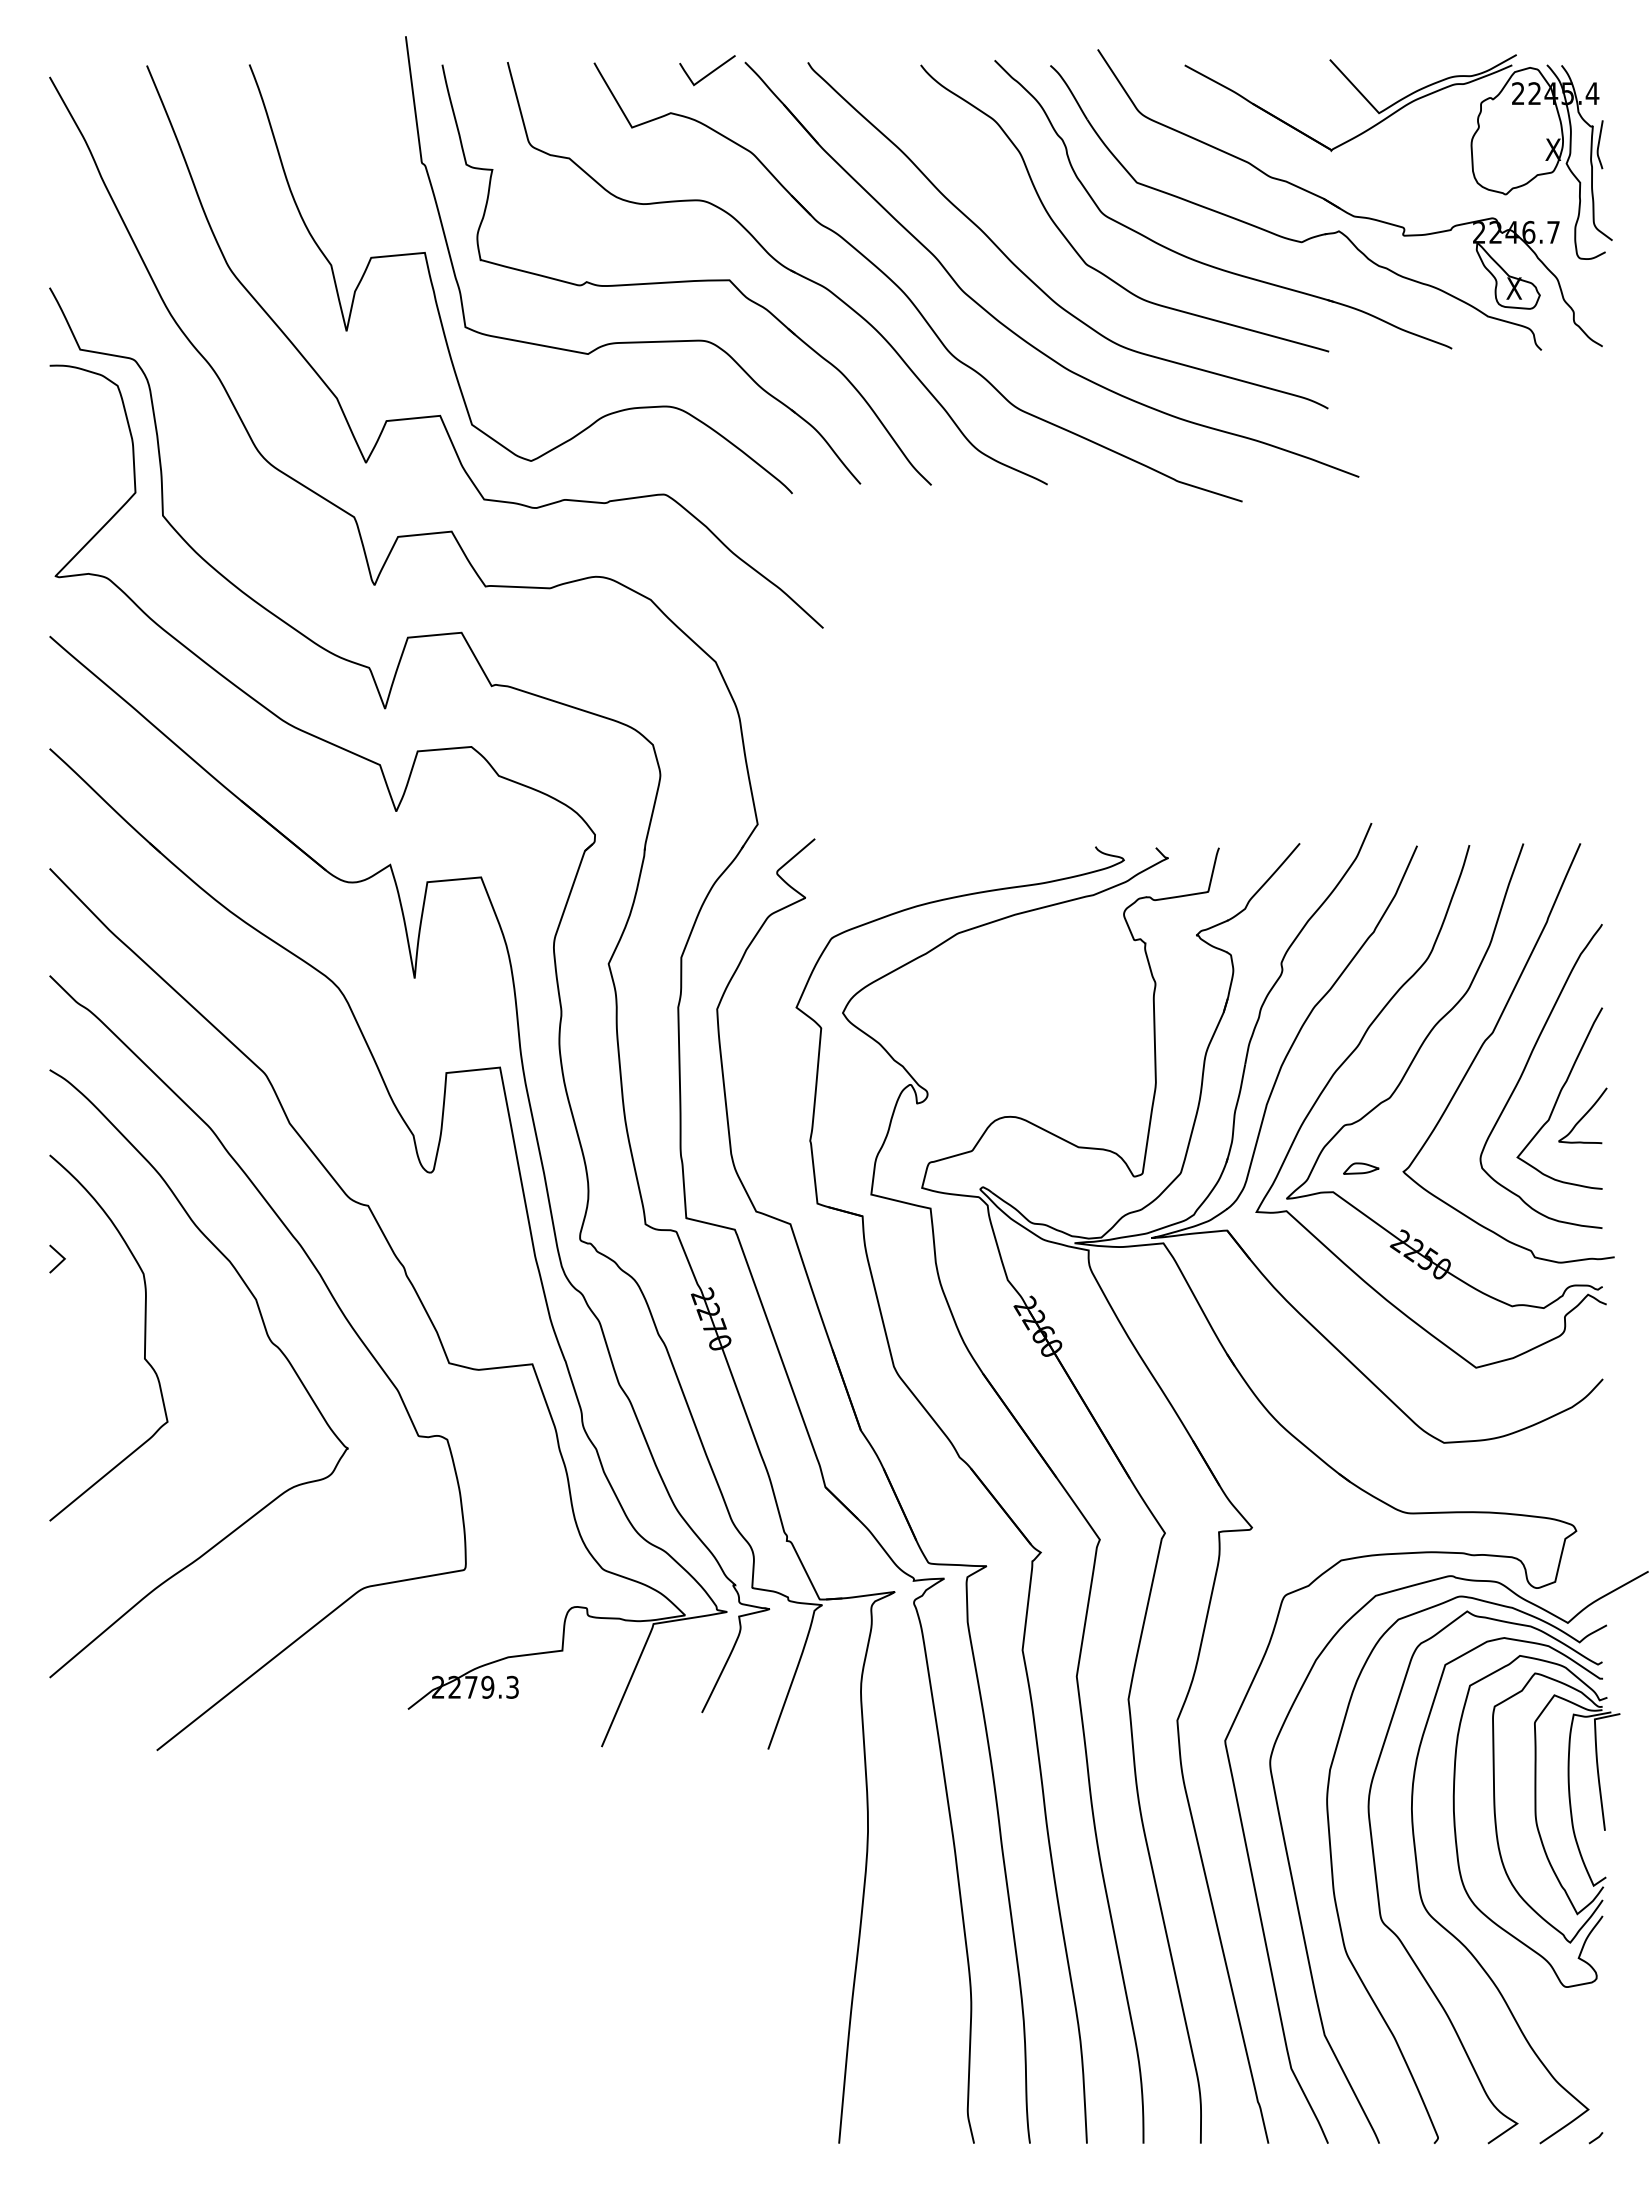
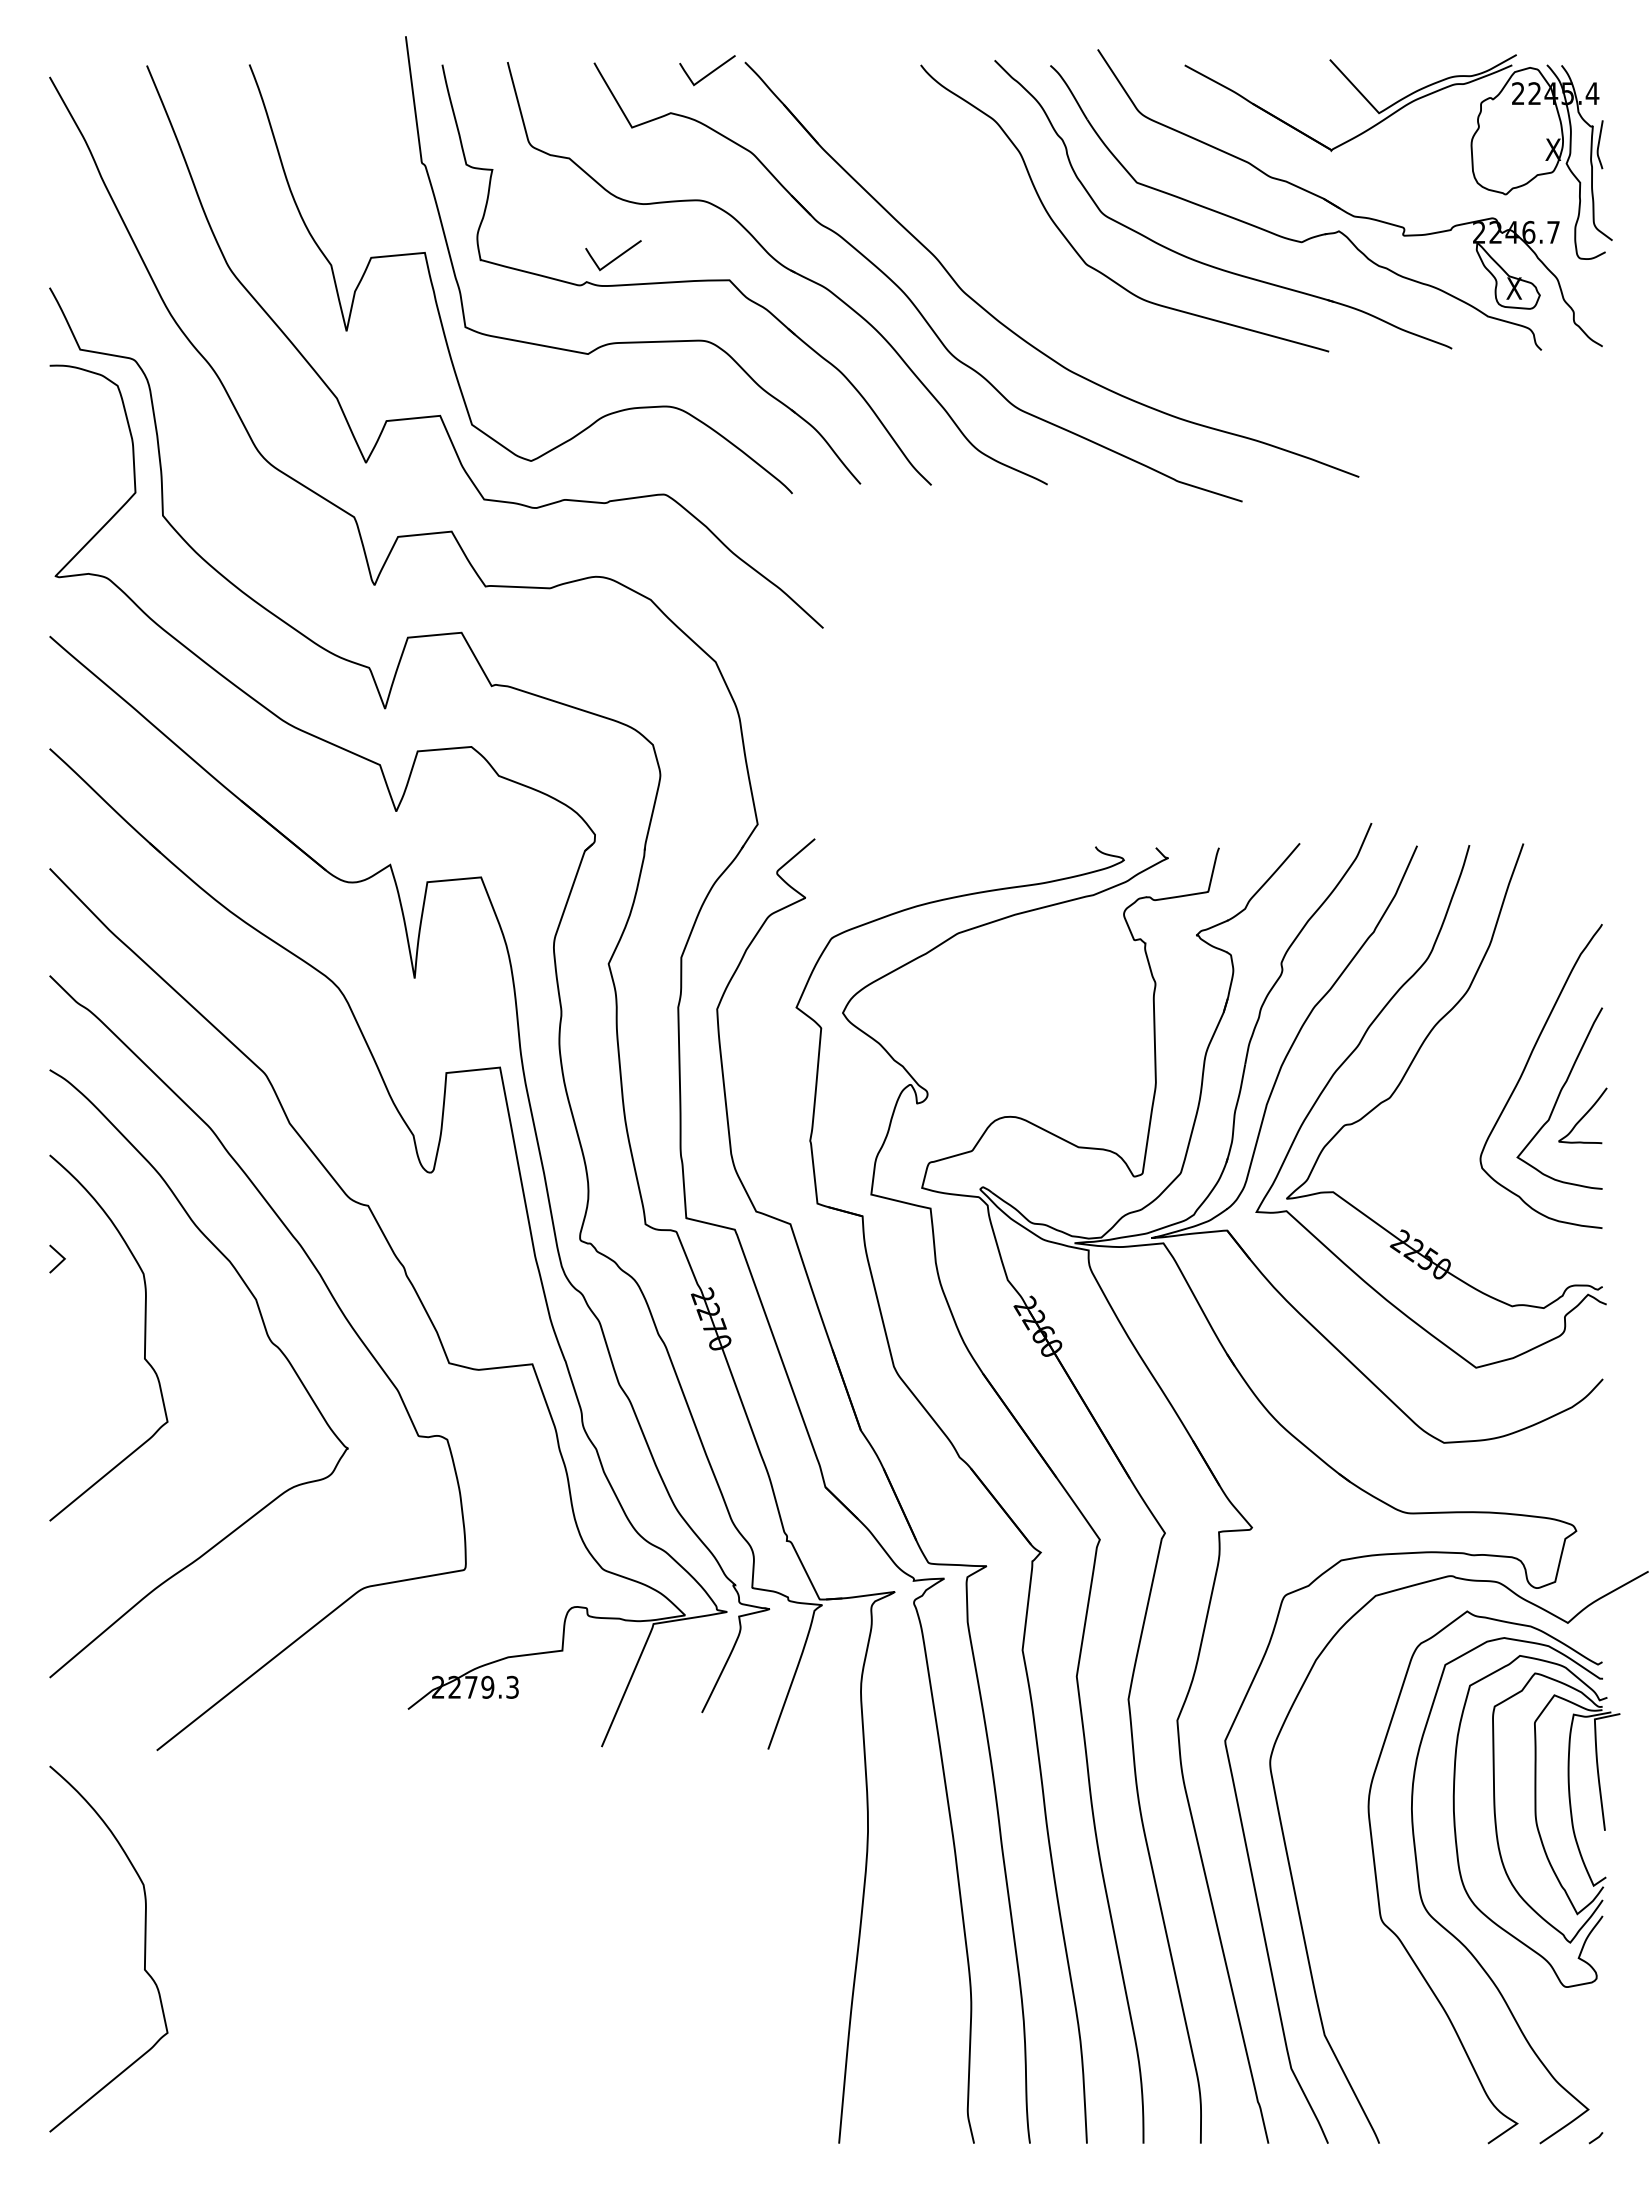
curve: none -> present (615, 257)
curve: present -> none (1027, 275)
curve: present -> none (1491, 1035)
part: present -> none (1361, 1168)
curve: present -> none (1334, 1885)
curve: none -> present (144, 1948)
